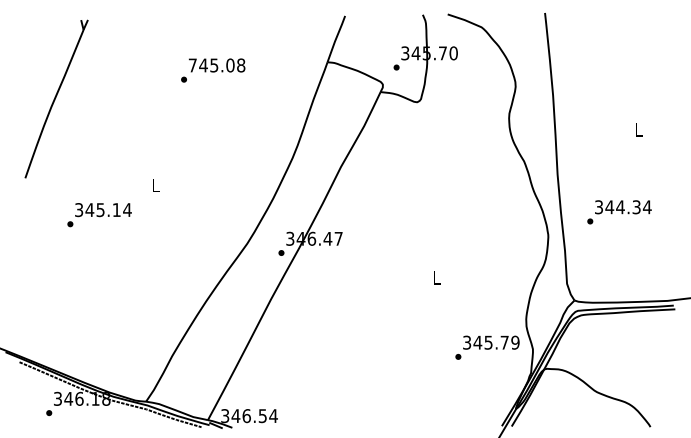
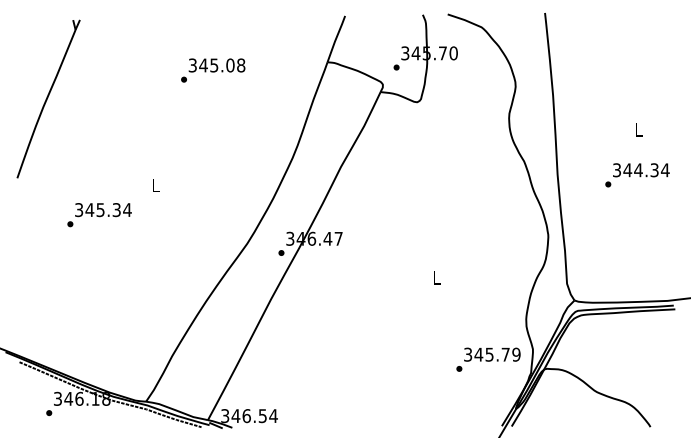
text: 745.08 -> 345.08 (192, 65)
part position: (56, 98) -> (48, 98) (48, 98)
text: 345.14 -> 345.34 (116, 210)
text position: (619, 212) -> (637, 175) (637, 175)
text position: (487, 347) -> (488, 359) (488, 359)
